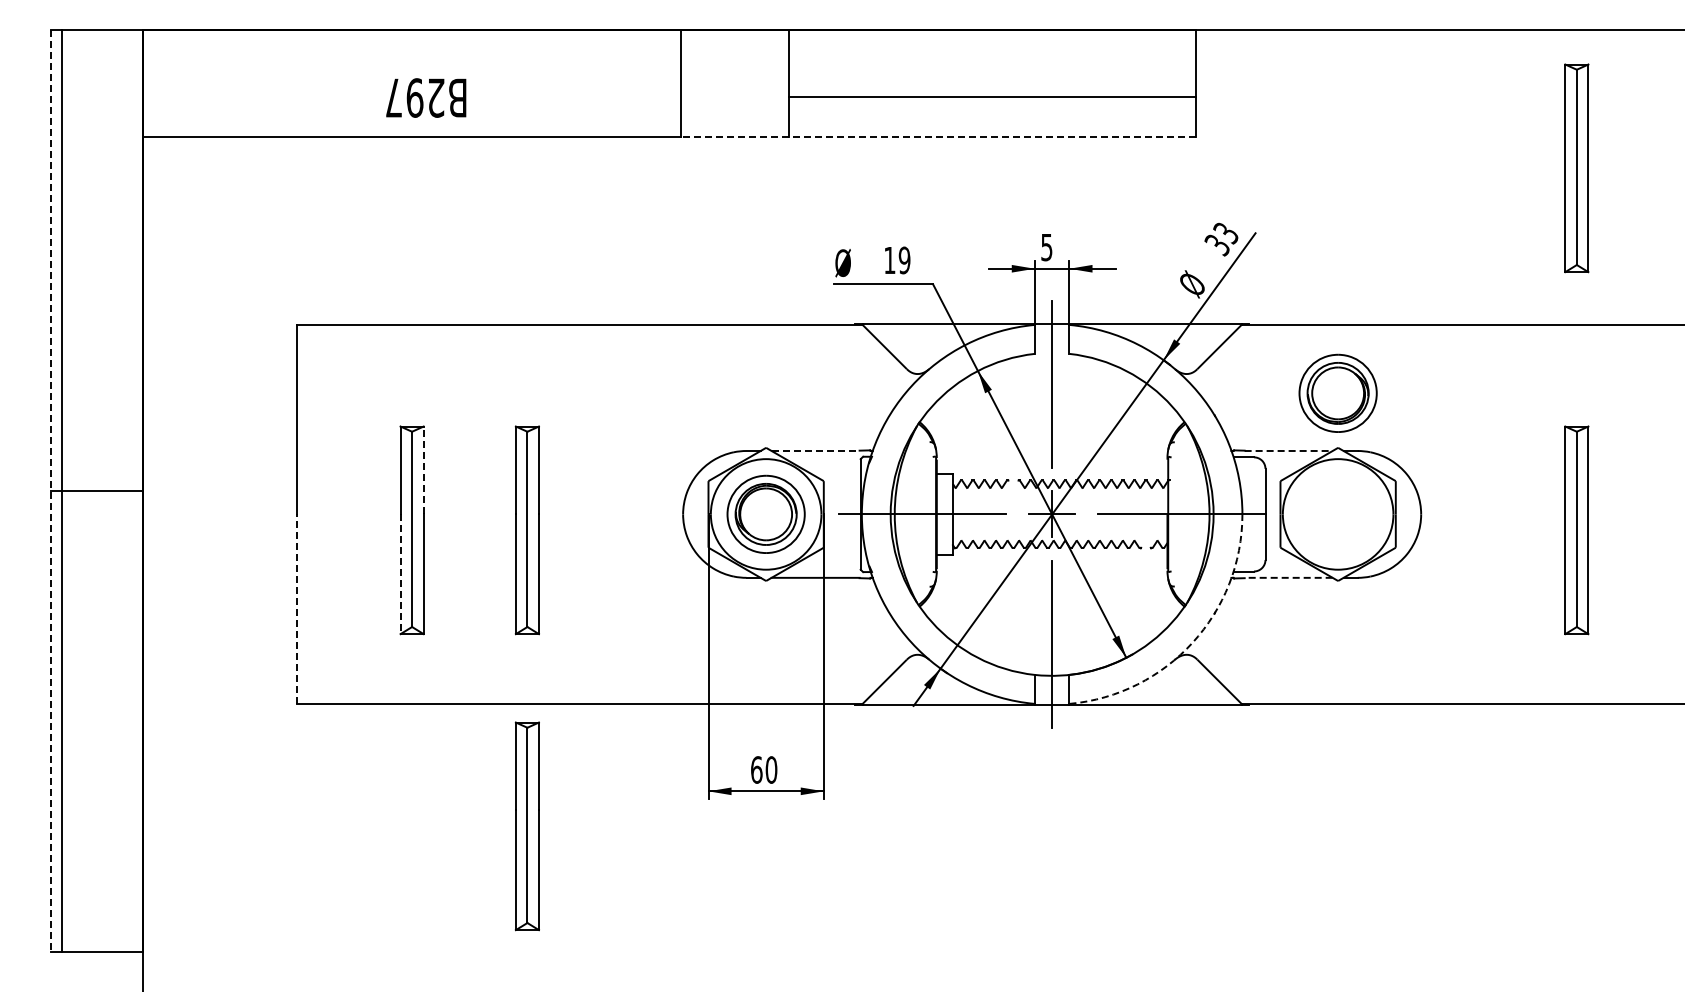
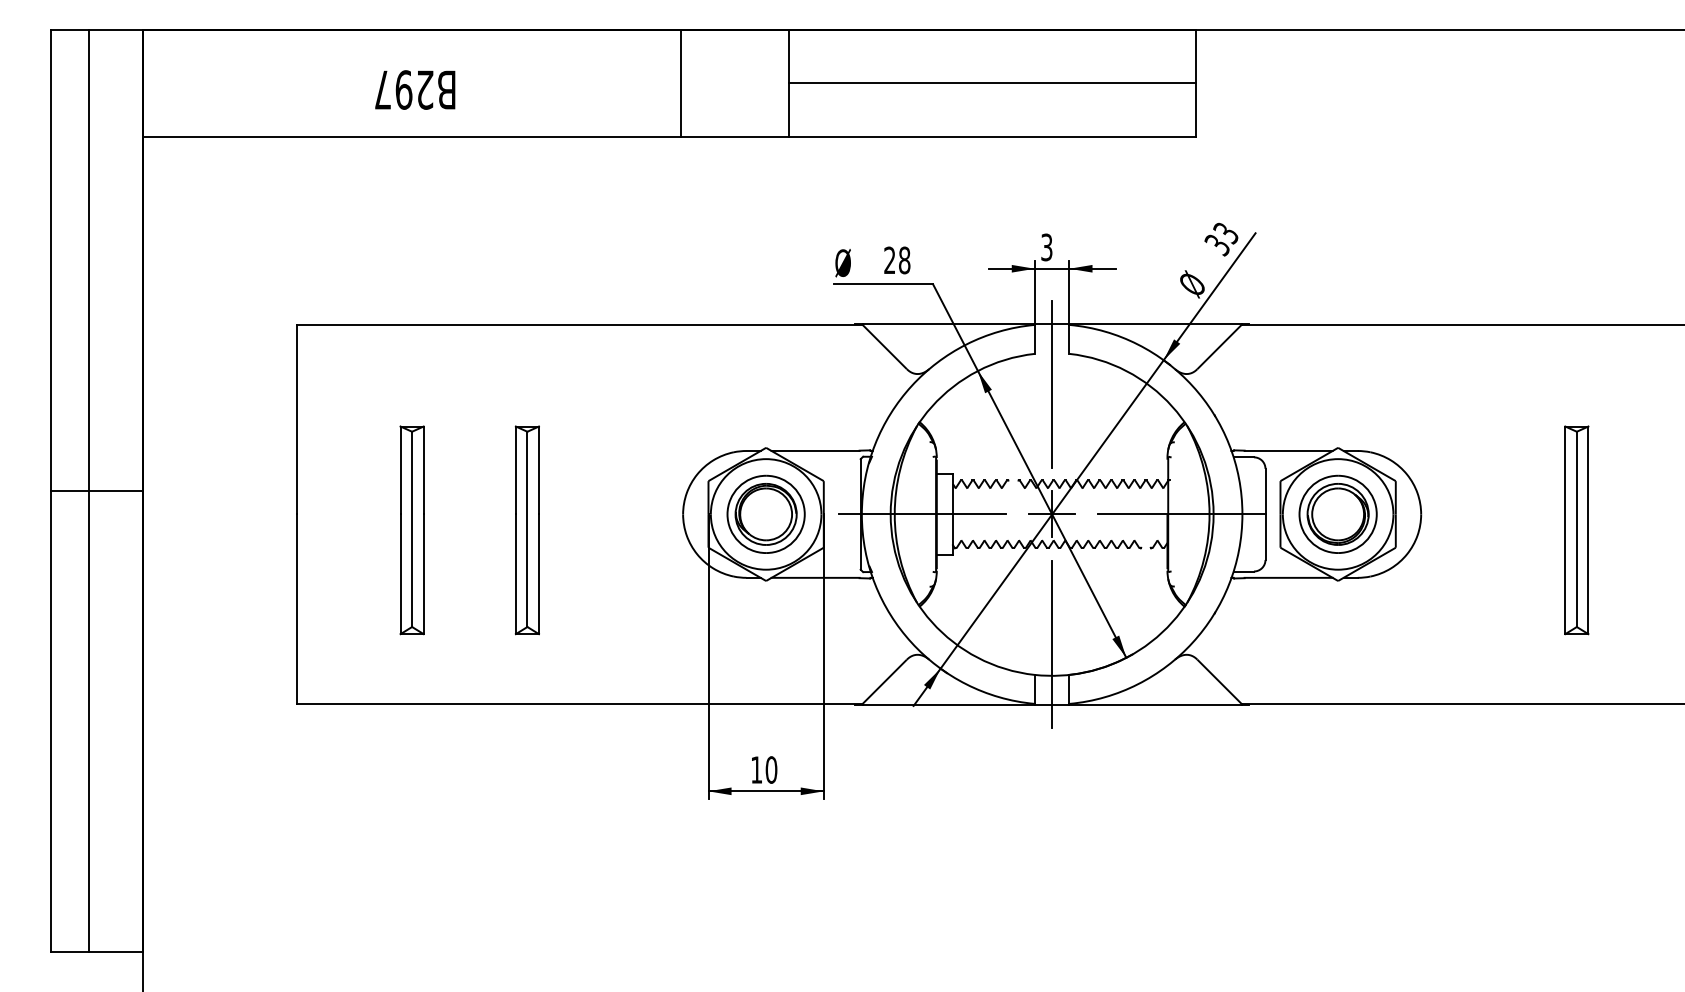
text position: (426, 97) -> (415, 89) (415, 89)
line position: (992, 97) -> (992, 83) (992, 83)
line: dashed -> solid (938, 137)
part: present -> none (1576, 168)
text: 5 -> 3 (1046, 246)
text: 19 -> 28 (897, 260)
part position: (1337, 392) -> (1337, 513) (1337, 513)
line: dashed -> solid (1289, 450)
line: dashed -> solid (816, 451)
line: dashed -> solid (423, 470)
line position: (61, 490) -> (88, 490) (88, 490)
line: dashed -> solid (50, 491)
line: dashed -> solid (400, 574)
line: dashed -> solid (1288, 577)
line: dashed -> solid (296, 609)
arc: dashed -> solid (1192, 642)
text: 60 -> 10 (756, 769)
part: present -> none (526, 826)
